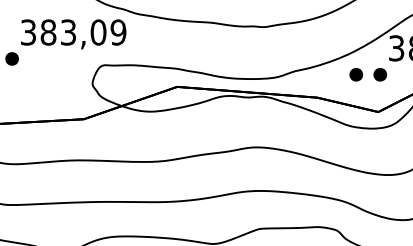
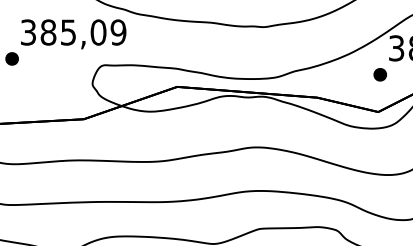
text: 383,09 -> 385,09 (68, 32)
part: present -> none (355, 74)
